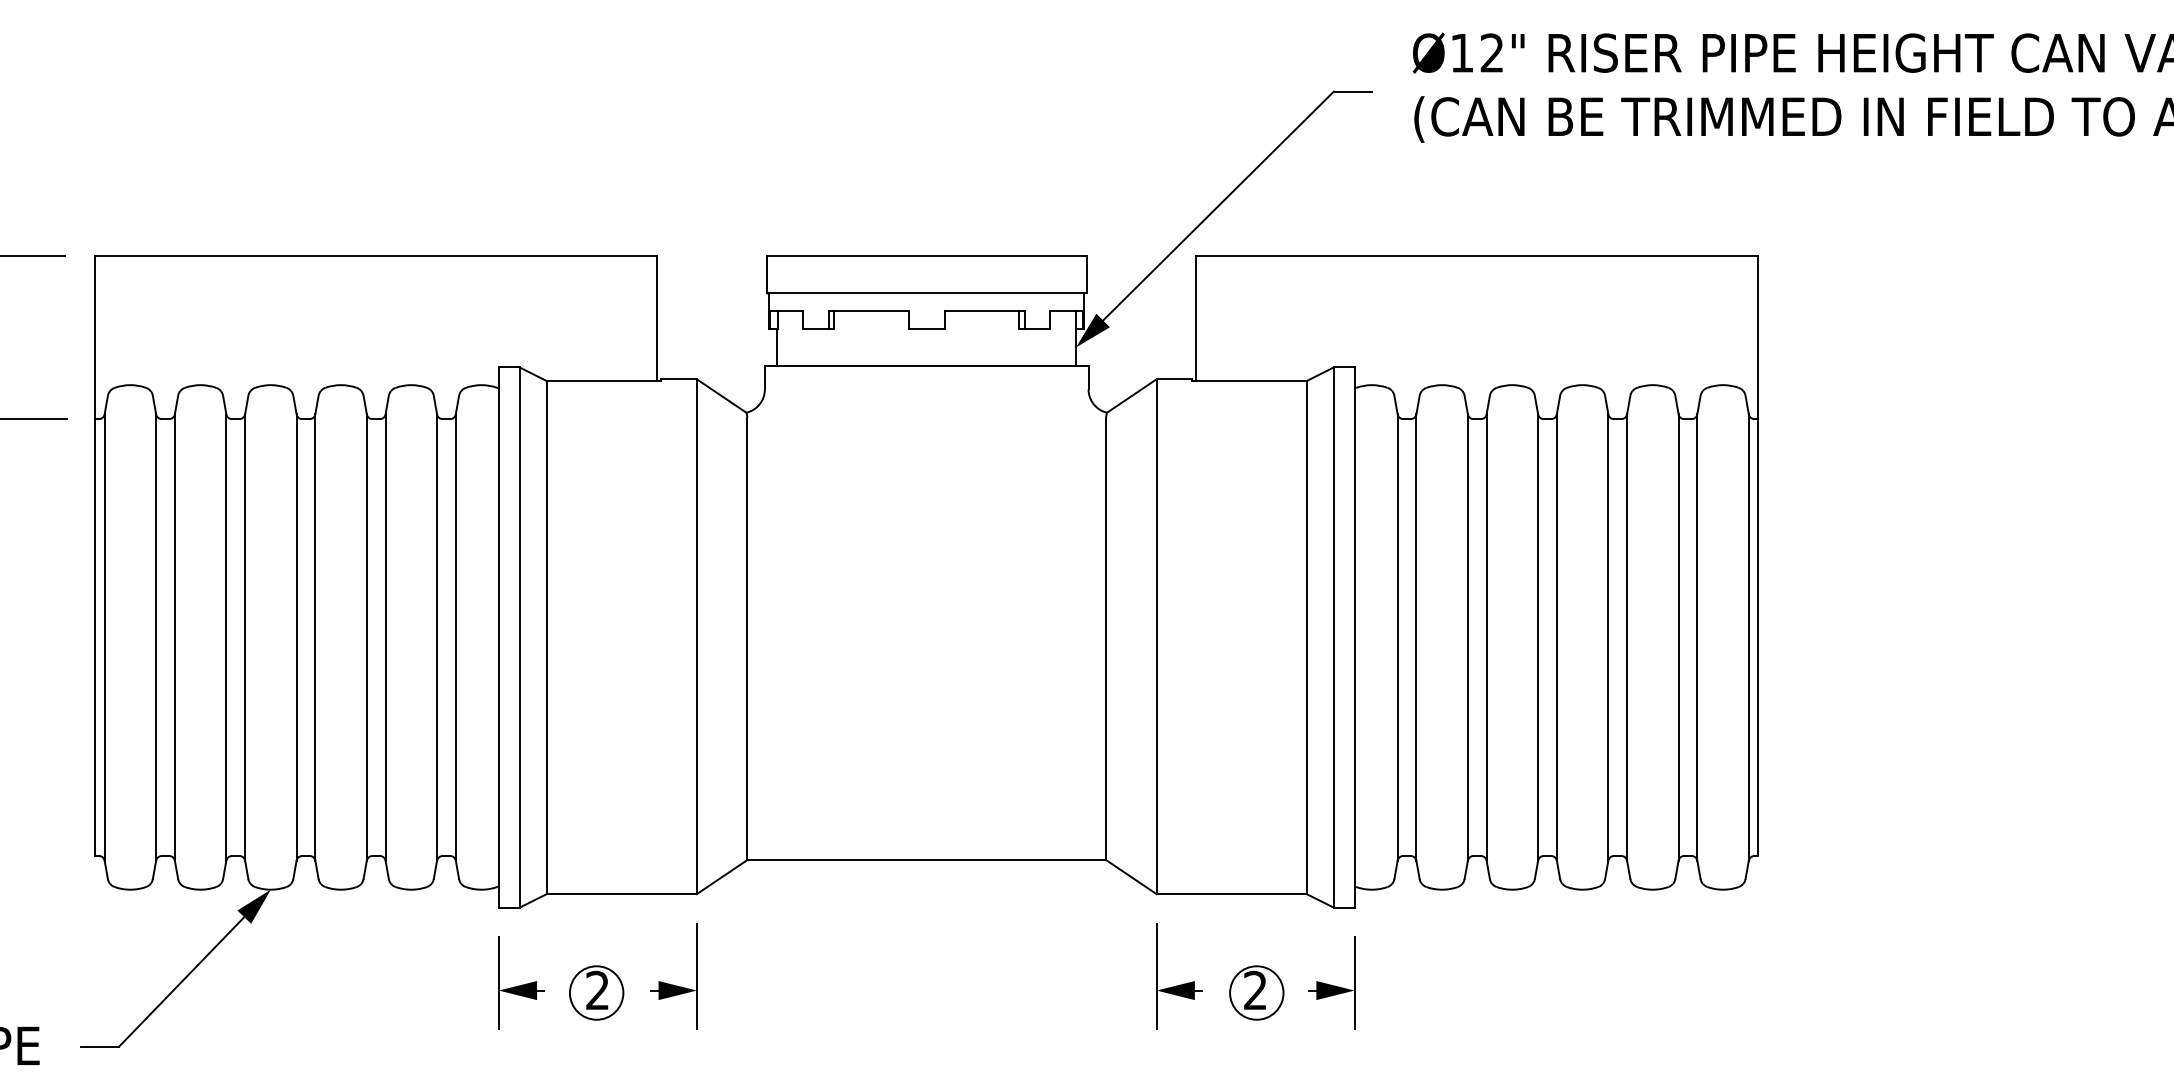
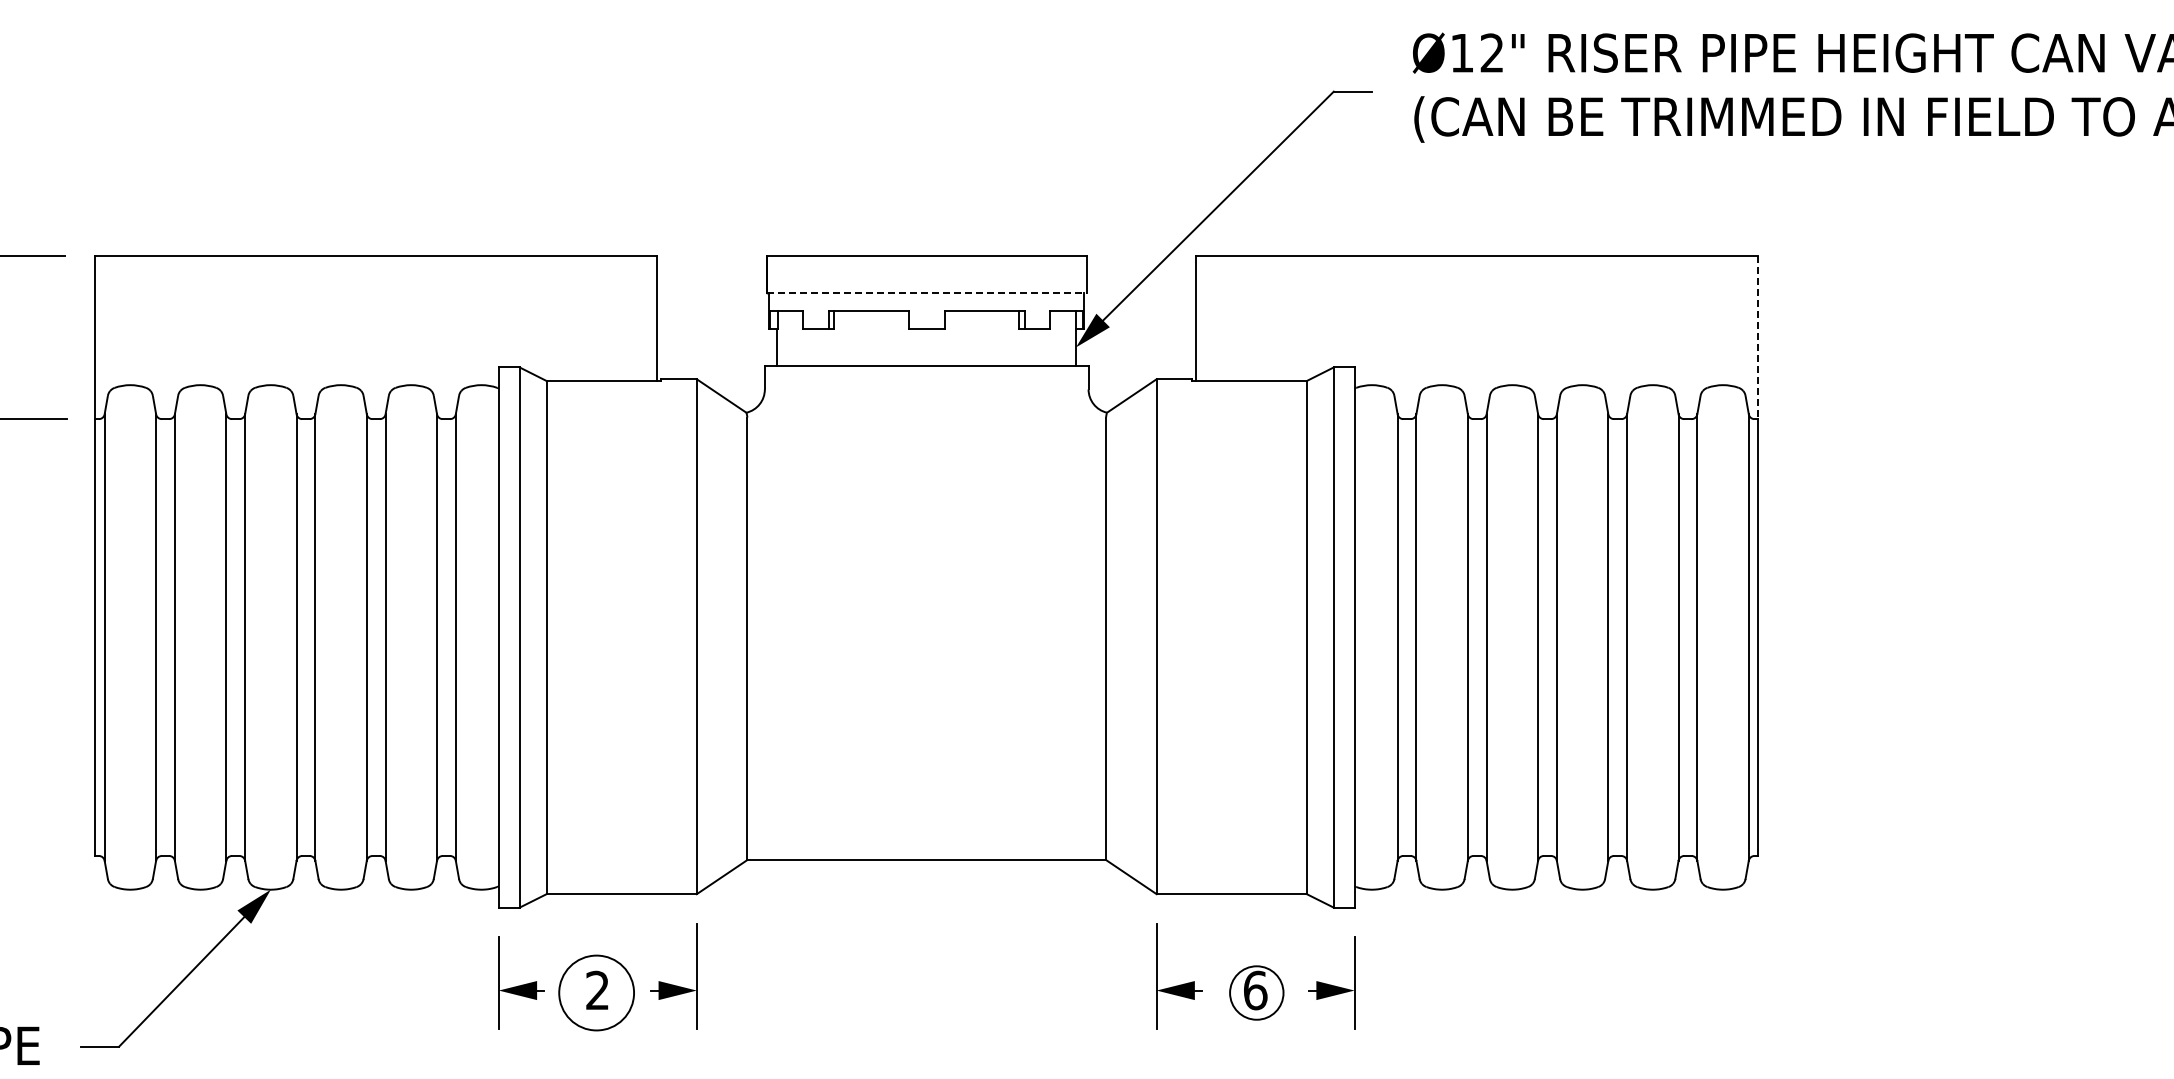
line: solid -> dashed (926, 293)
line: solid -> dashed (1758, 338)
text: 2 -> 6 (1255, 990)
circle diameter: 53 px -> 75 px (596, 992)
